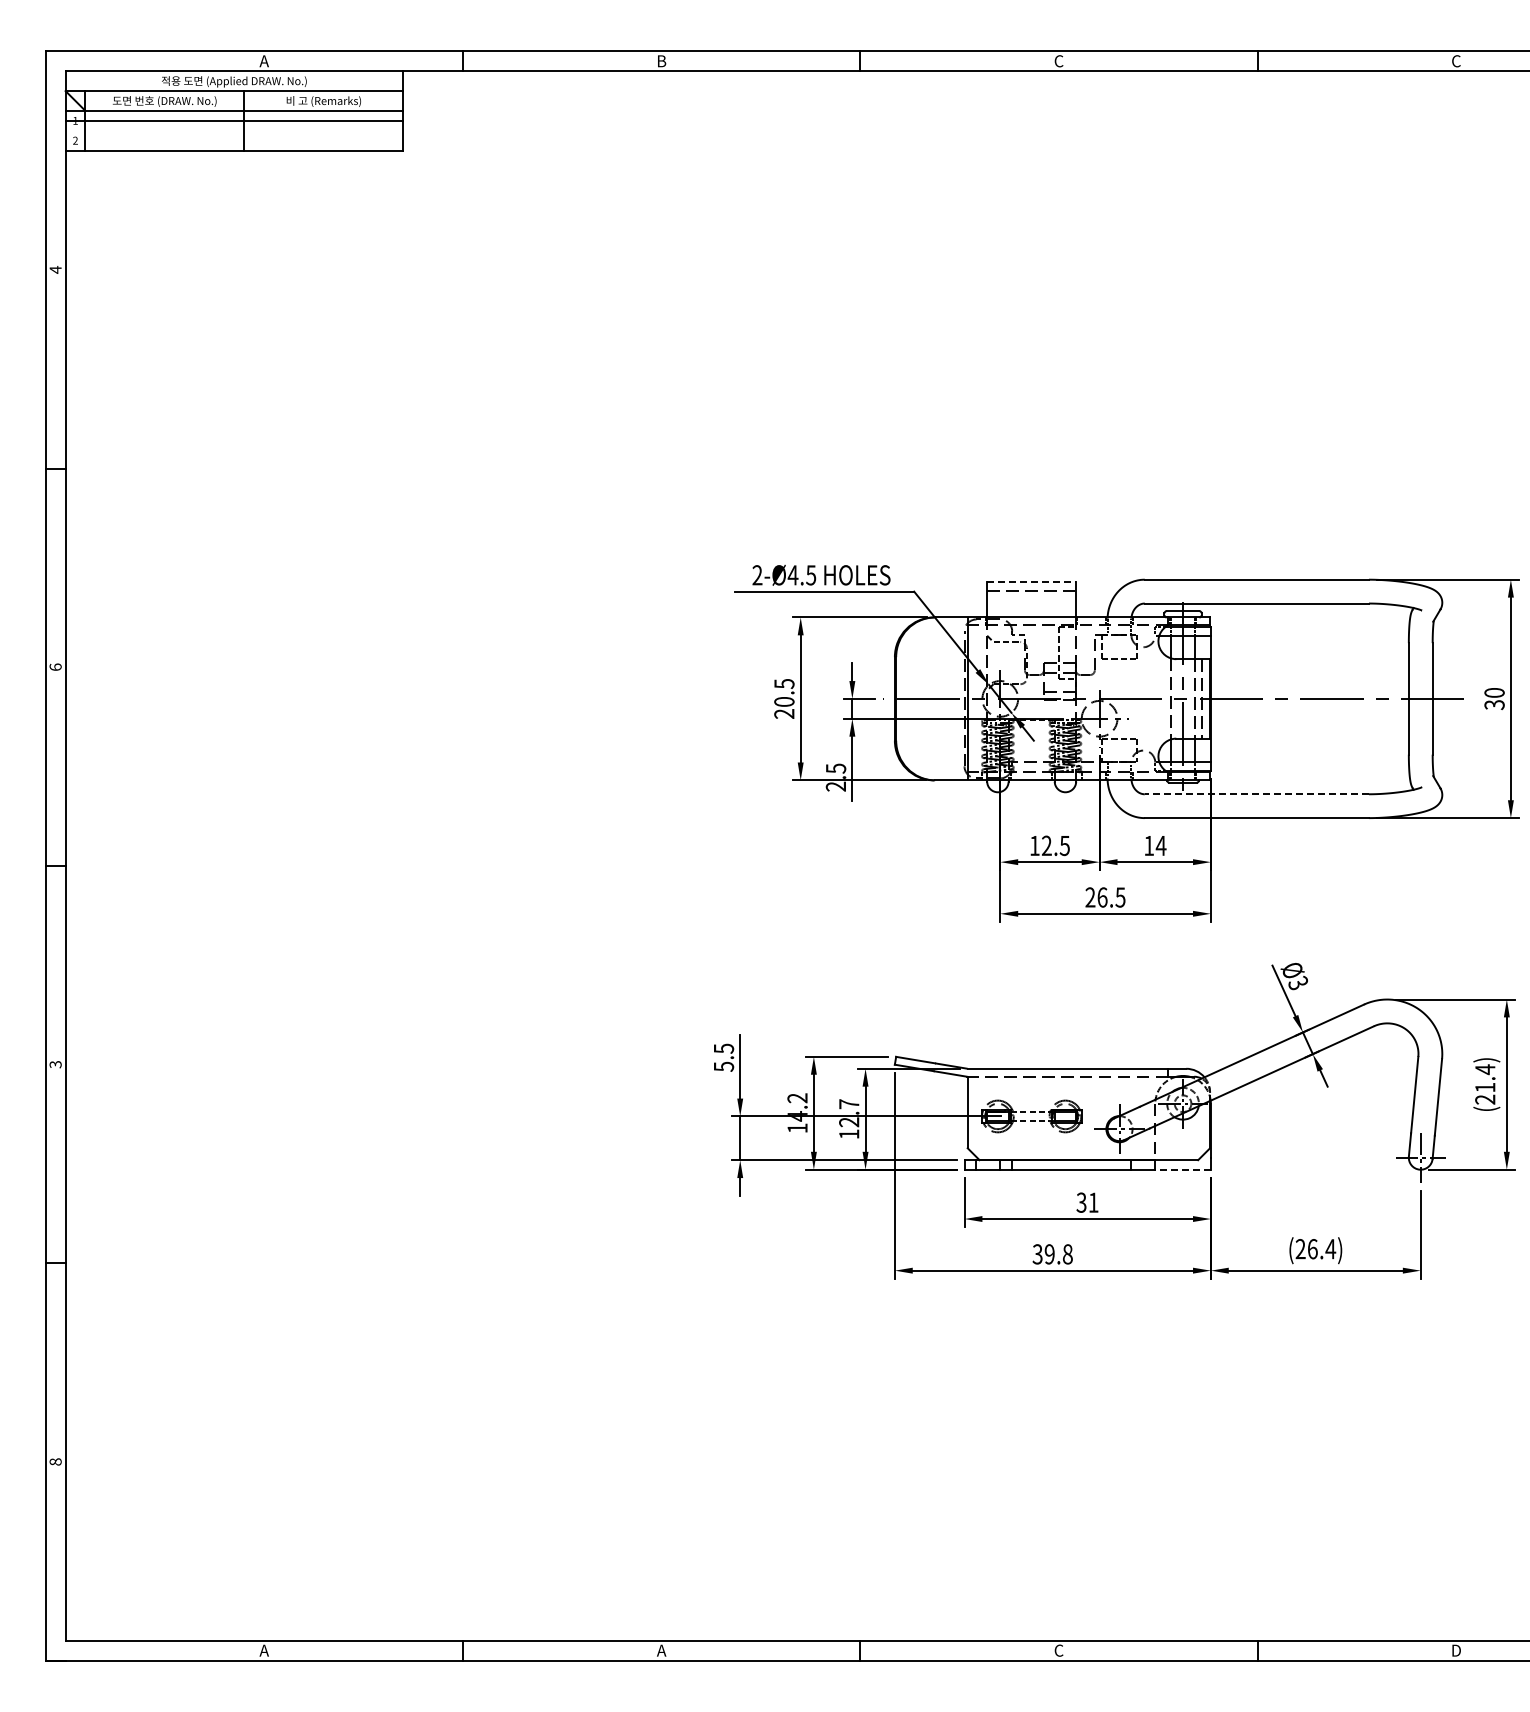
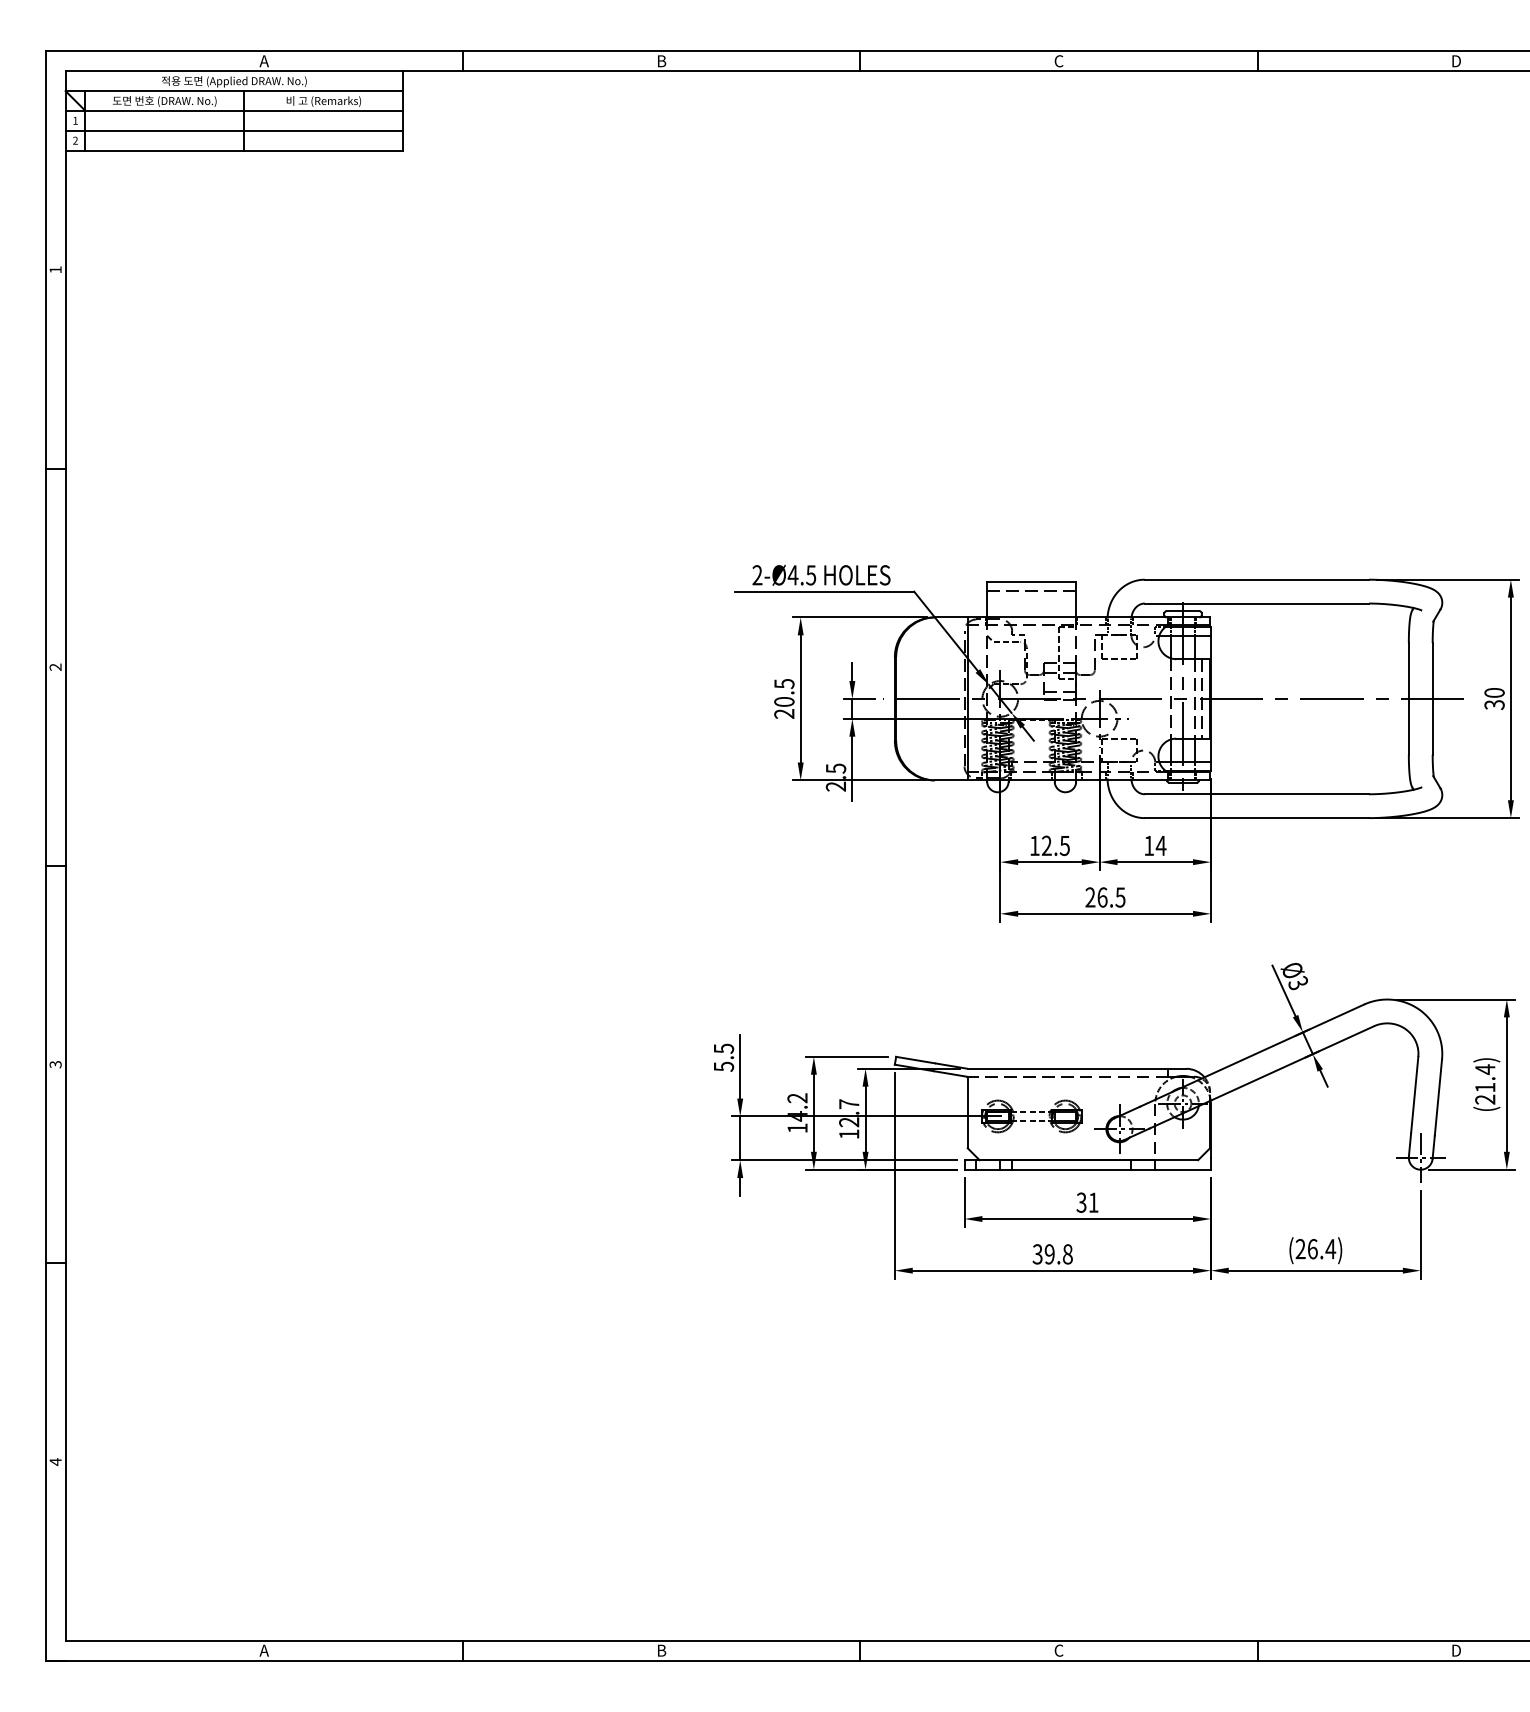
text: C -> D (1456, 61)
line position: (234, 120) -> (234, 130) (234, 130)
text: 4 -> 1 (55, 269)
line: dashed -> solid (1031, 581)
text: 6 -> 2 (55, 666)
line: dashed -> solid (1256, 794)
line: dashed -> solid (1182, 1169)
text: 8 -> 4 (55, 1462)
text: A -> B (661, 1650)
